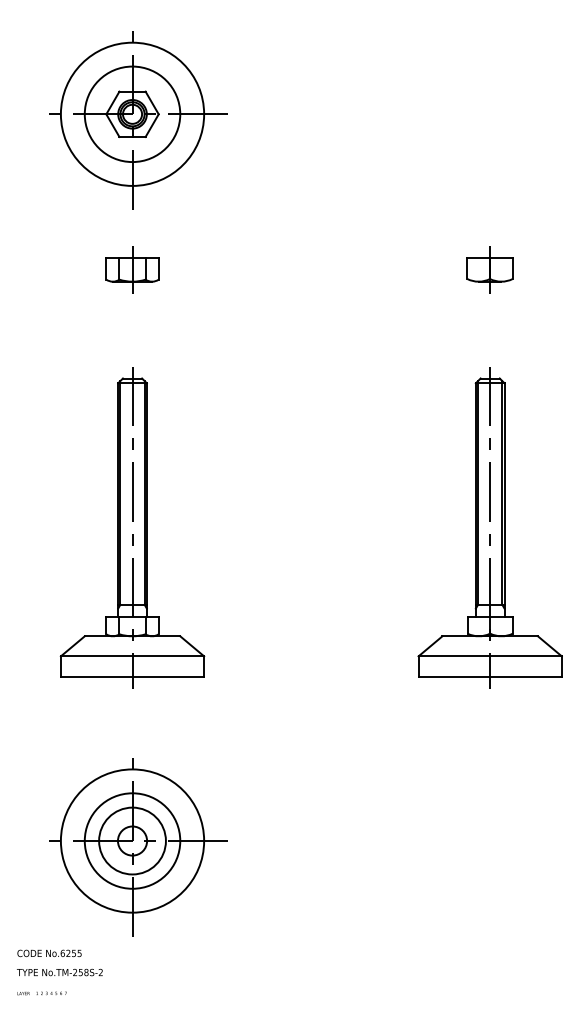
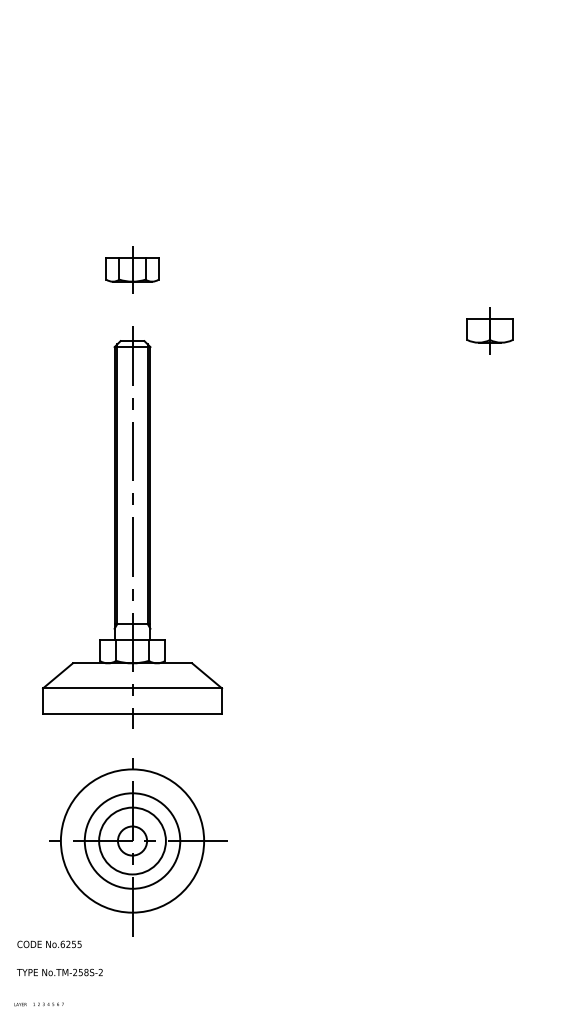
part: present -> none (138, 120)
part position: (489, 269) -> (489, 330) (489, 330)
part size: 147x322 px -> 182x403 px (132, 527)
part: present -> none (489, 527)
text position: (49, 953) -> (49, 944) (49, 944)
text position: (41, 993) -> (38, 1004) (38, 1004)
